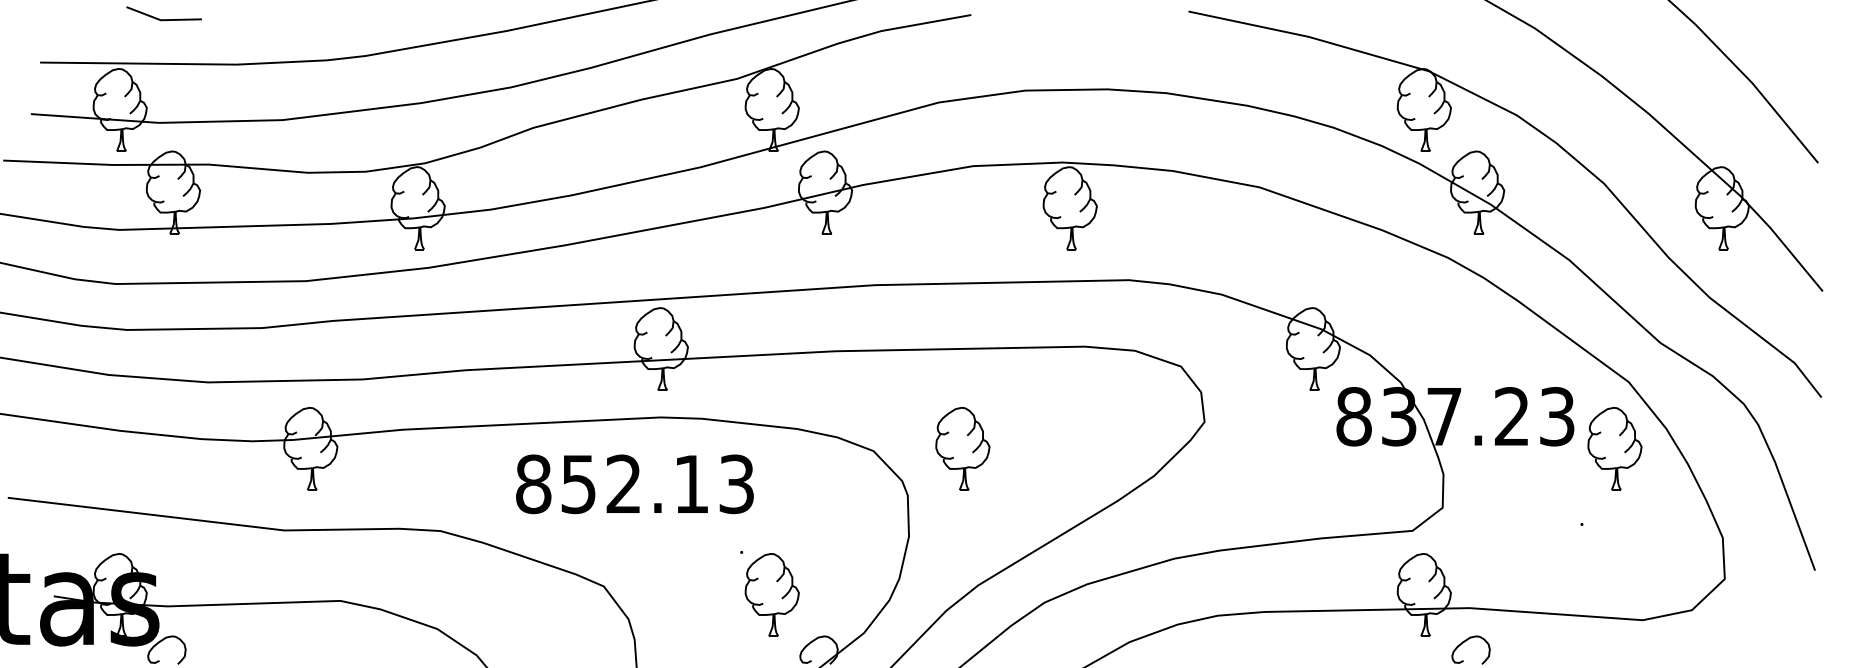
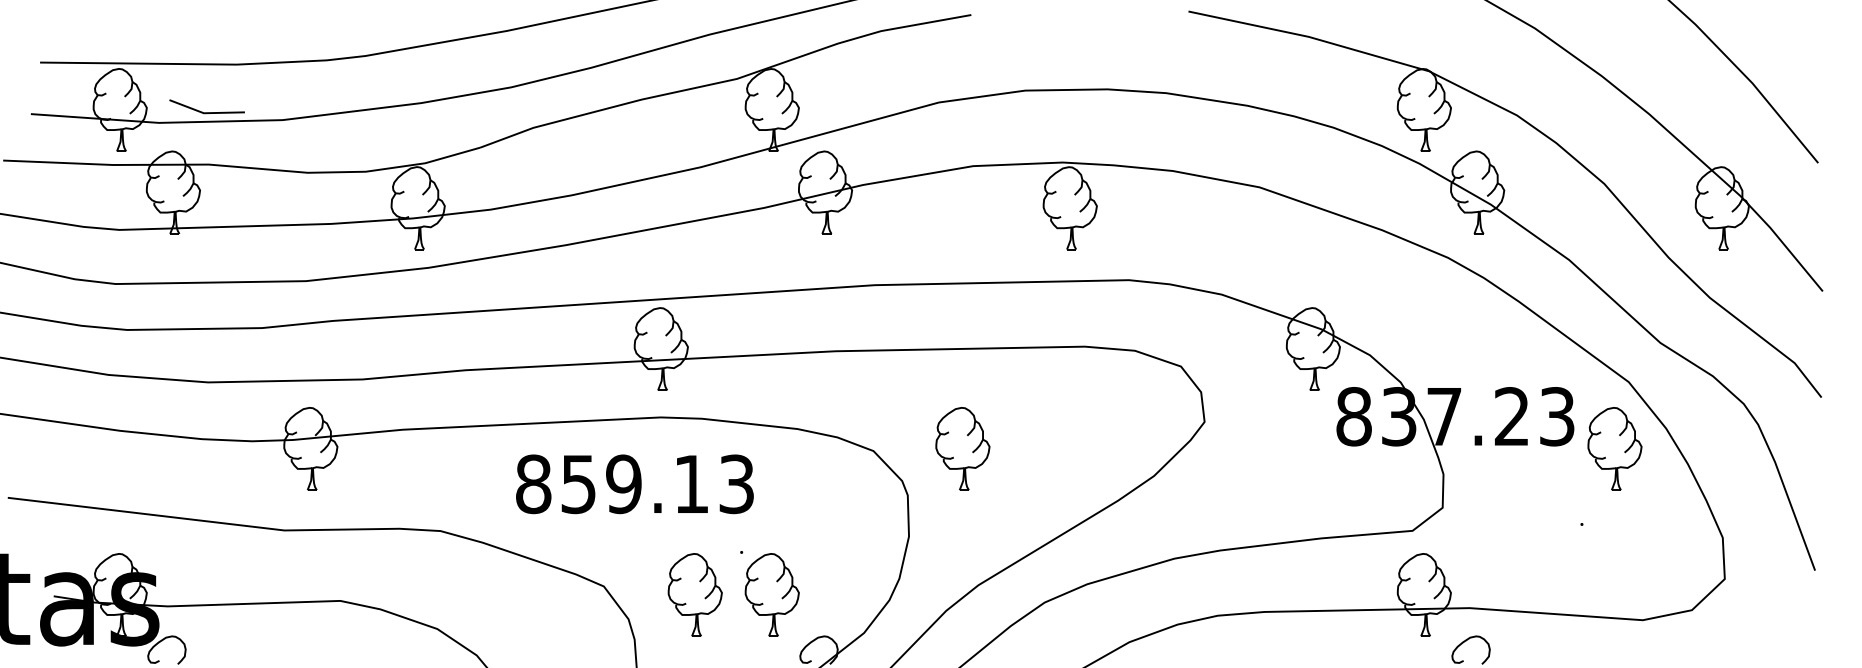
line position: (163, 19) -> (206, 112) (206, 112)
text: 852.13 -> 859.13 (623, 484)
part: none -> present (694, 594)
